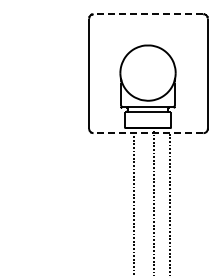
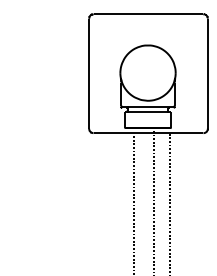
line: dashed -> solid (148, 14)
line: dashed -> solid (148, 133)
